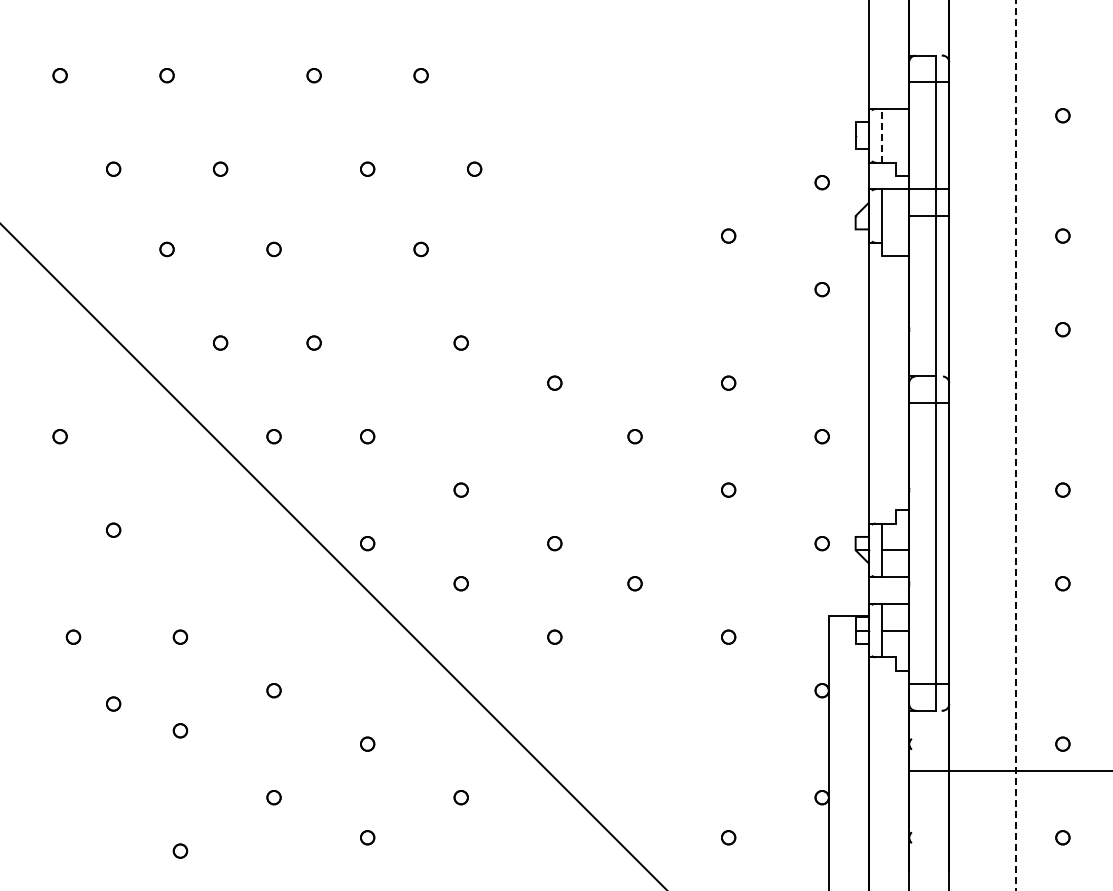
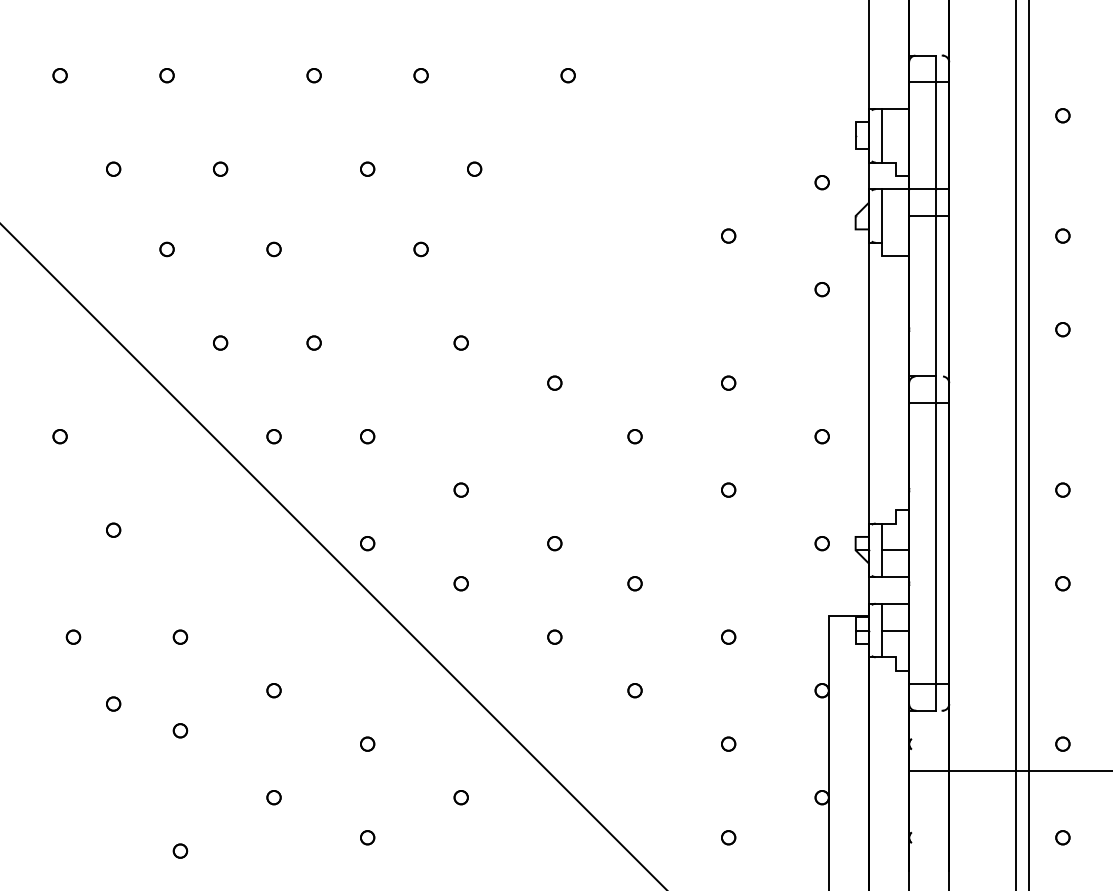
part: none -> present (567, 75)
line: dashed -> solid (882, 135)
line: none -> present (1029, 444)
line: dashed -> solid (1016, 445)
part: none -> present (634, 690)
part: none -> present (728, 743)
